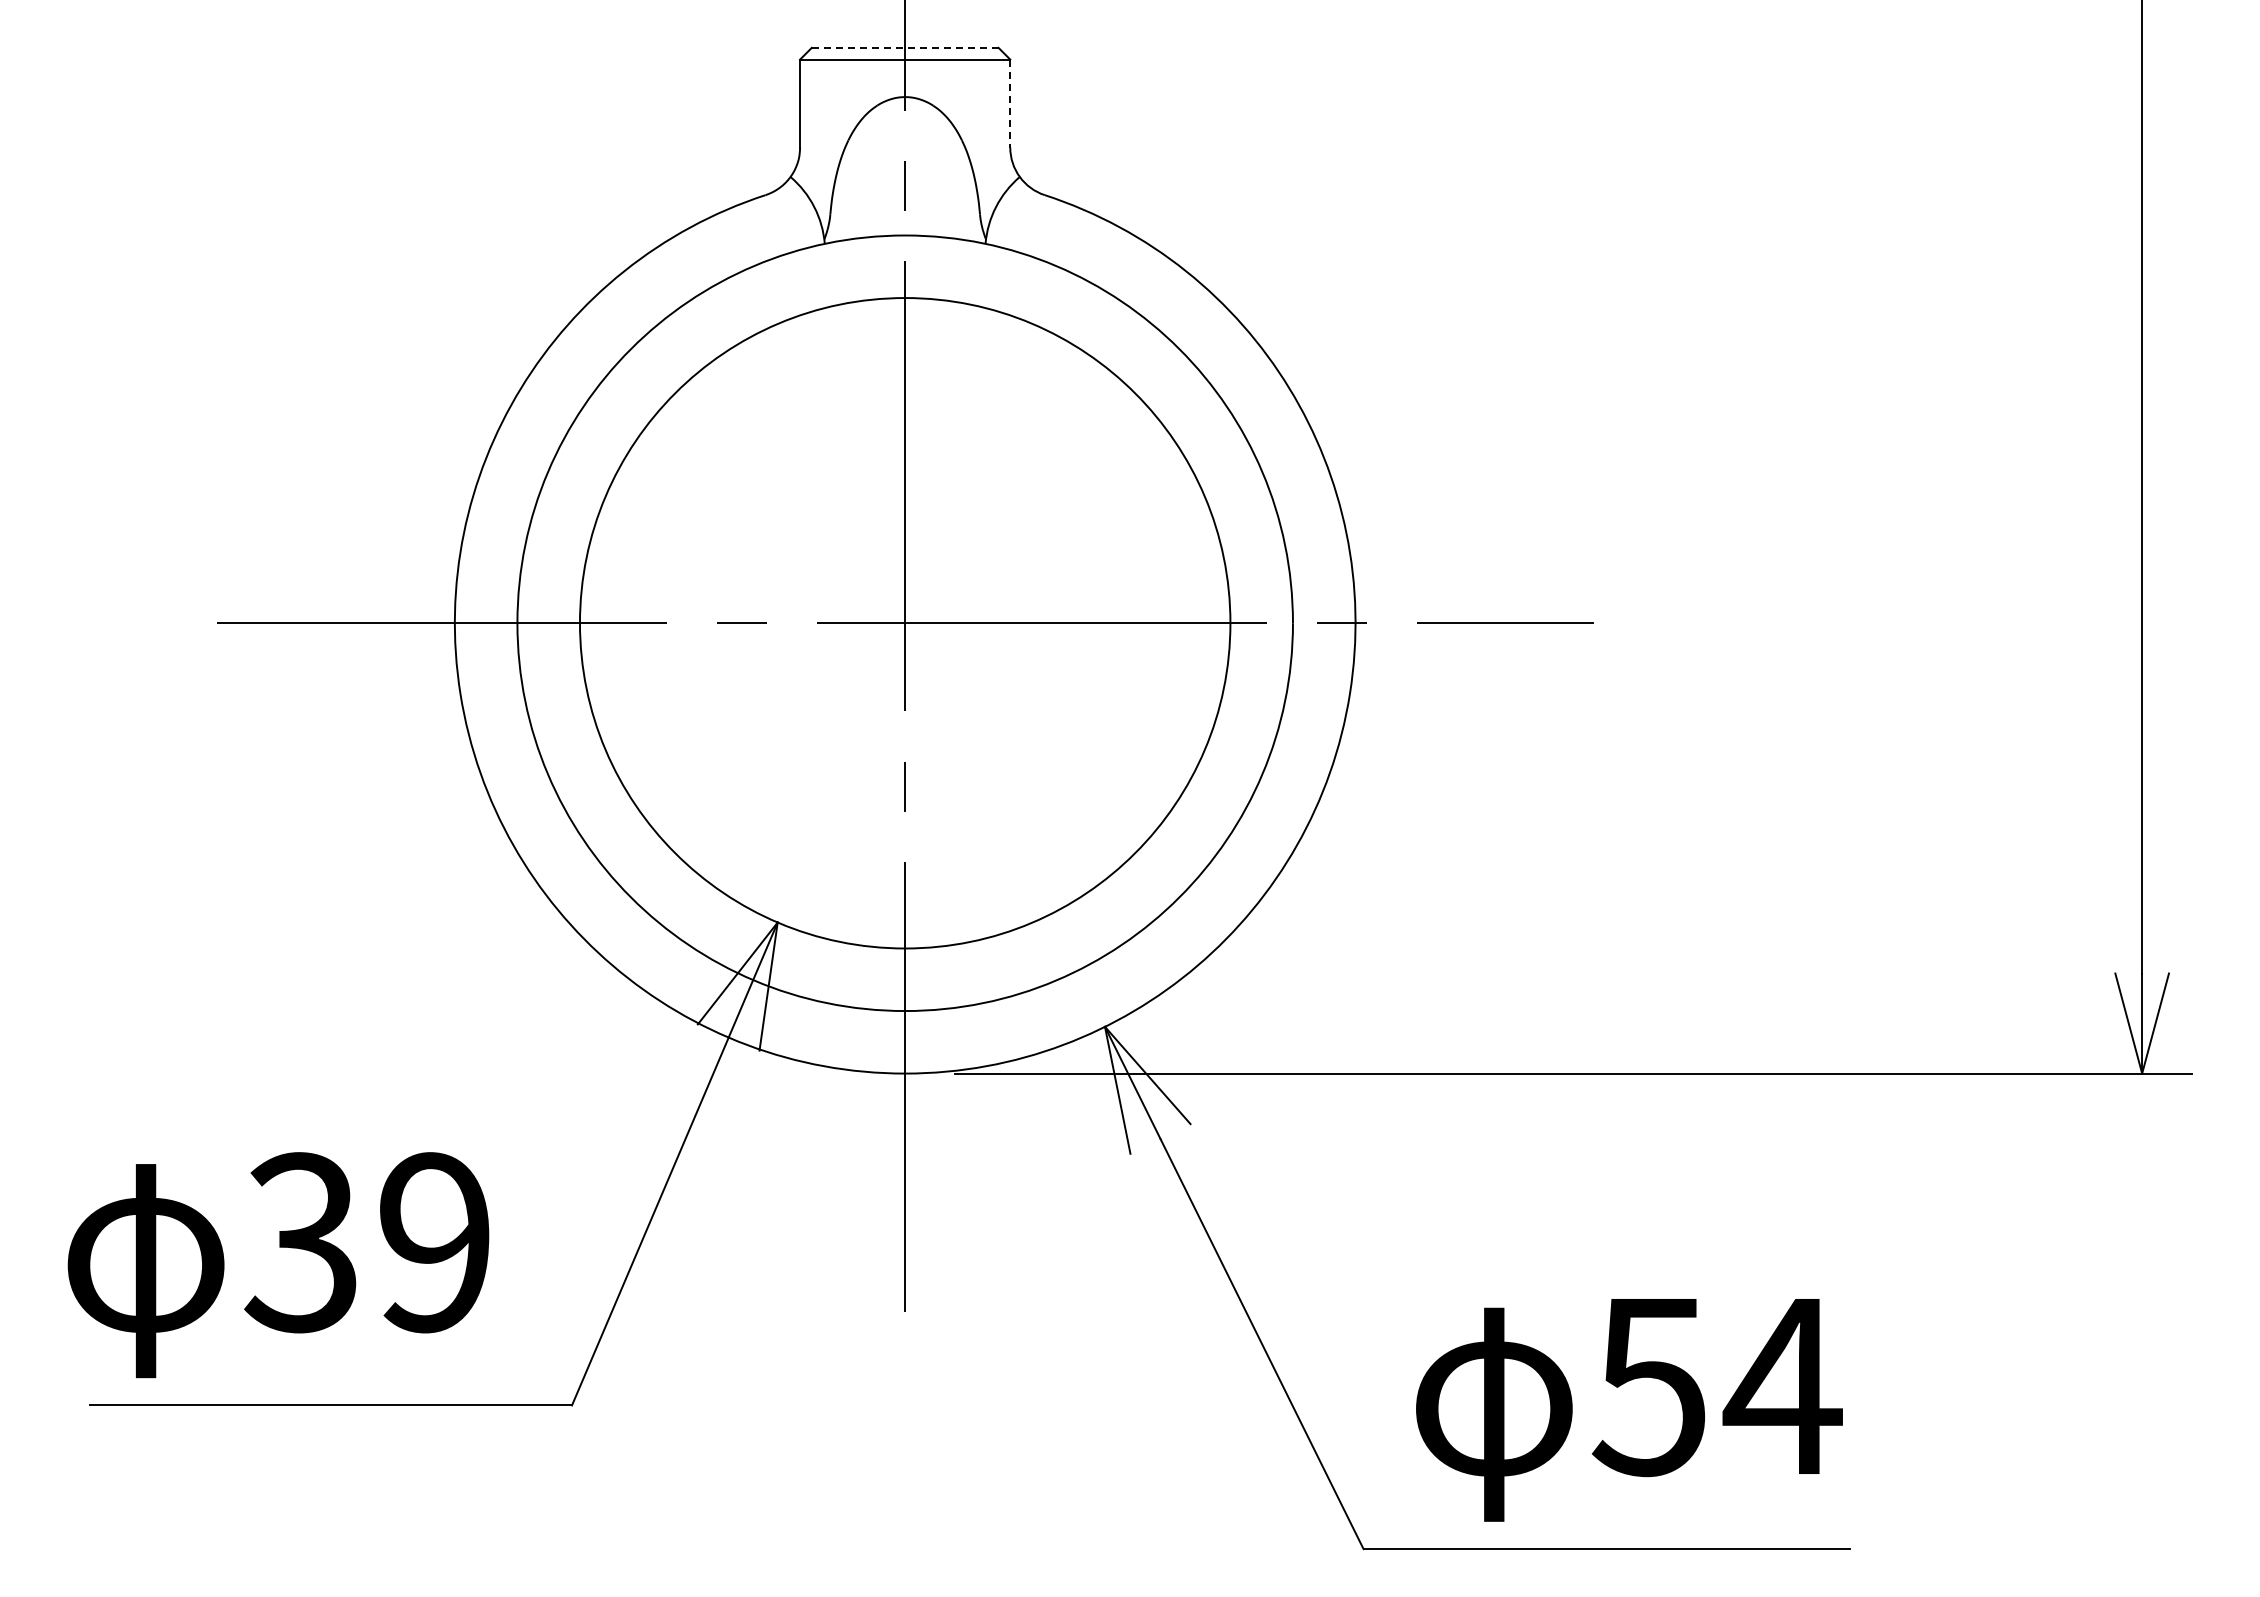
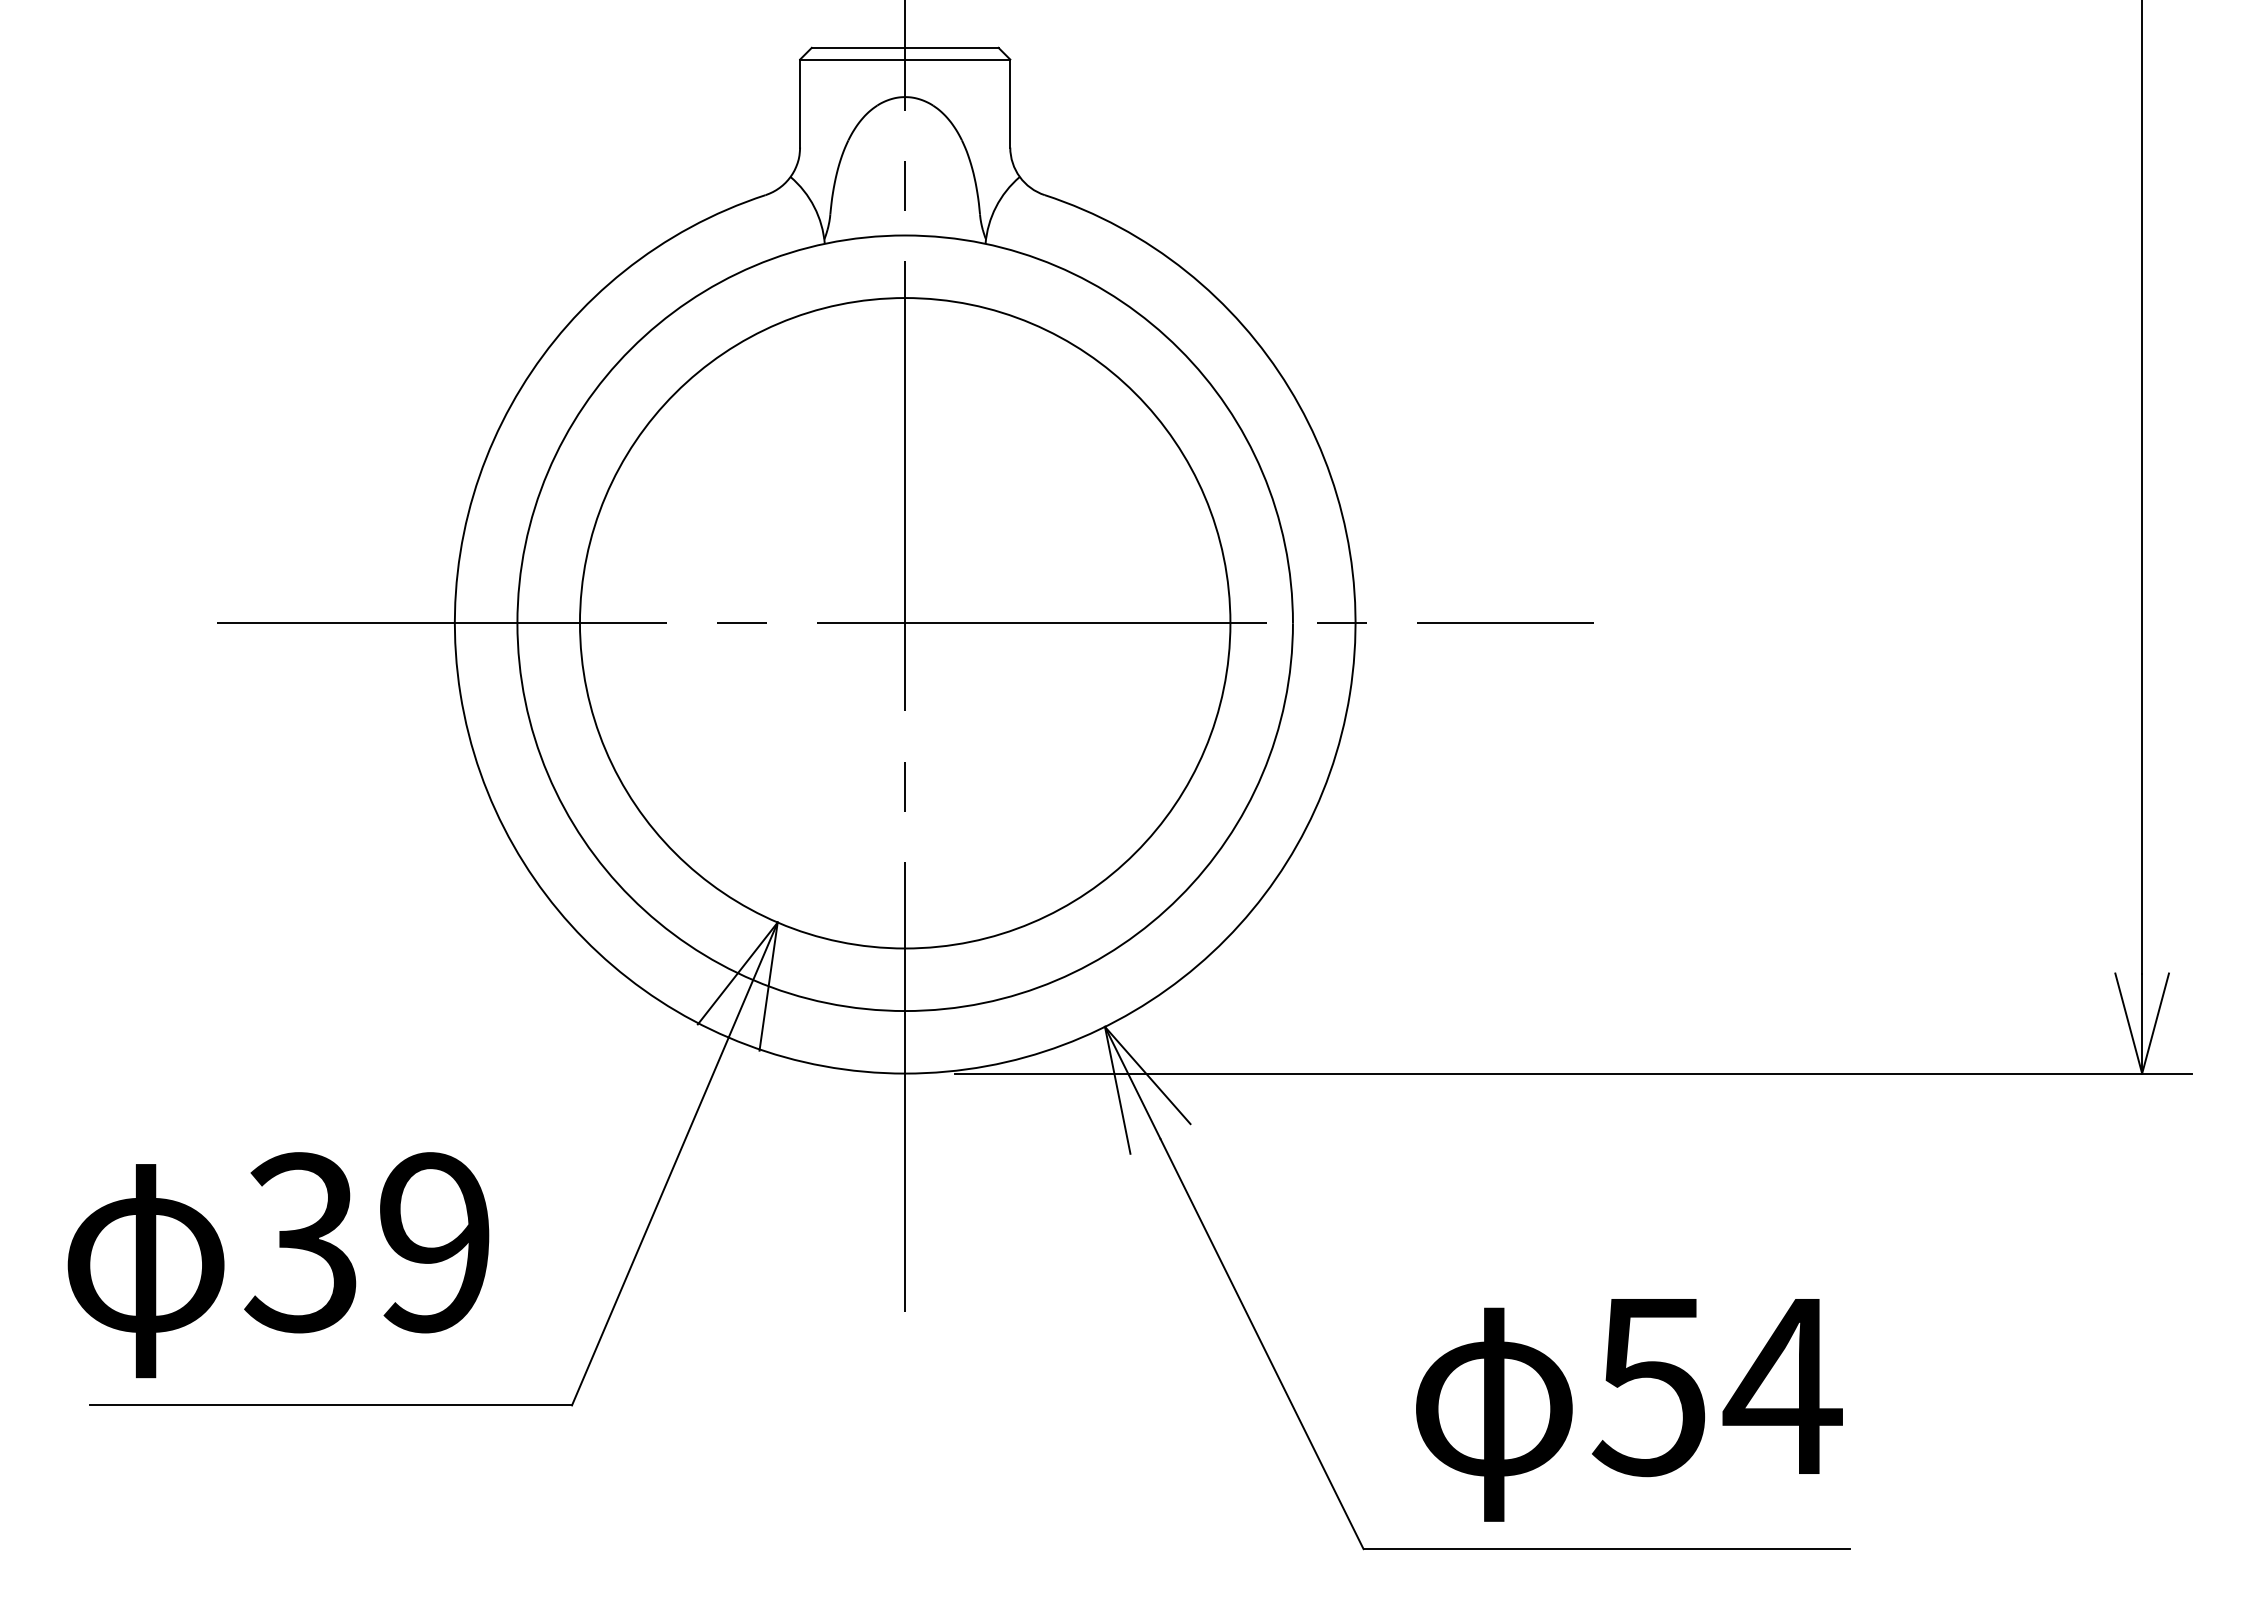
line: dashed -> solid (905, 47)
line: dashed -> solid (1010, 104)
